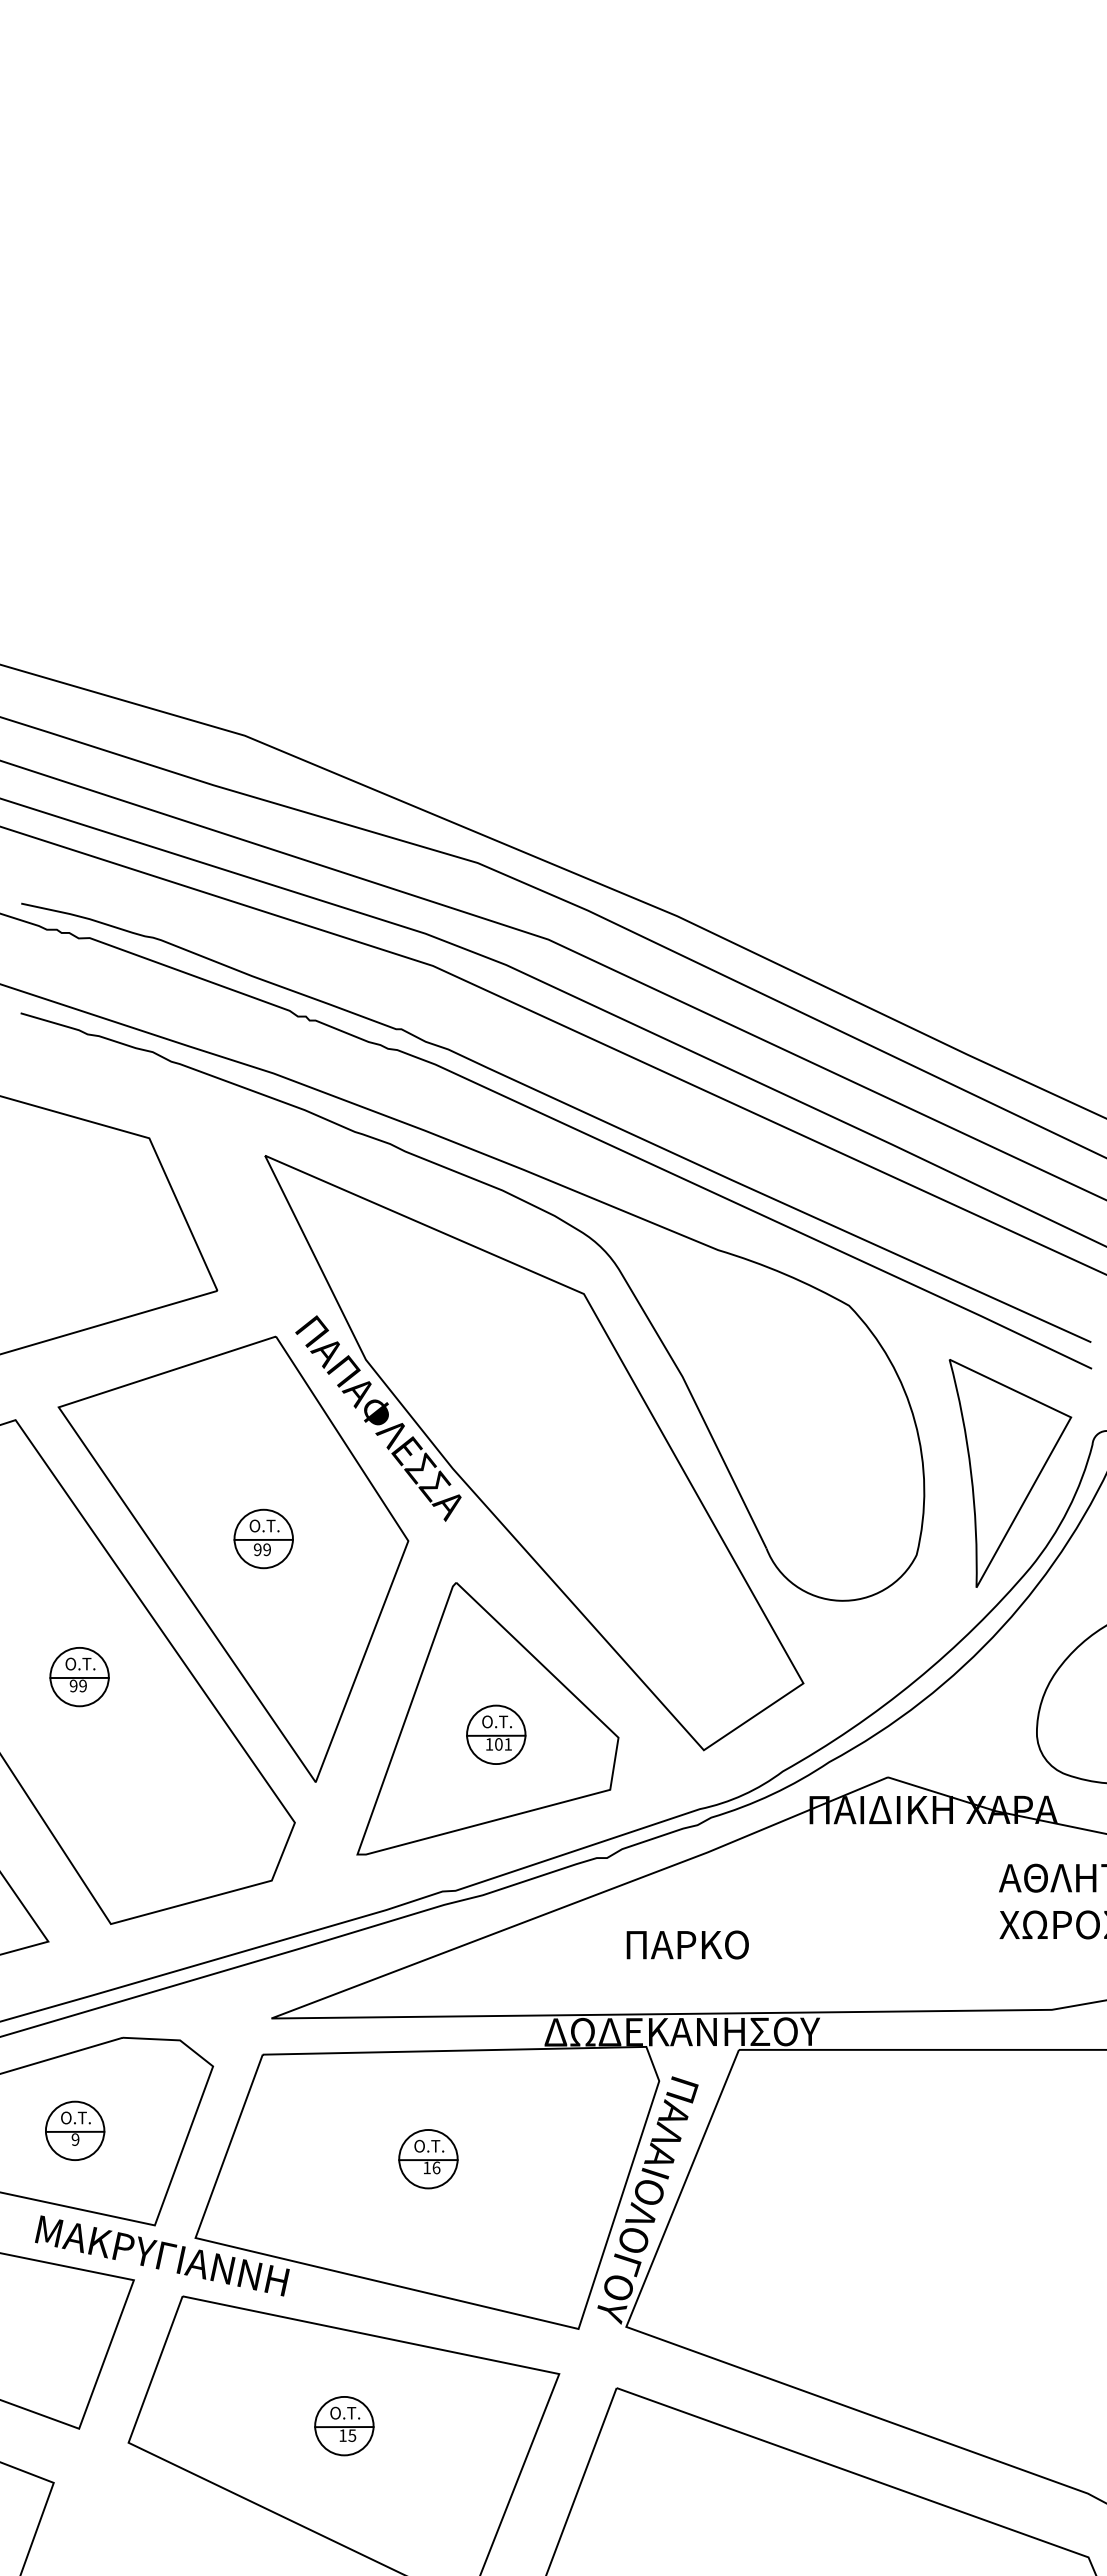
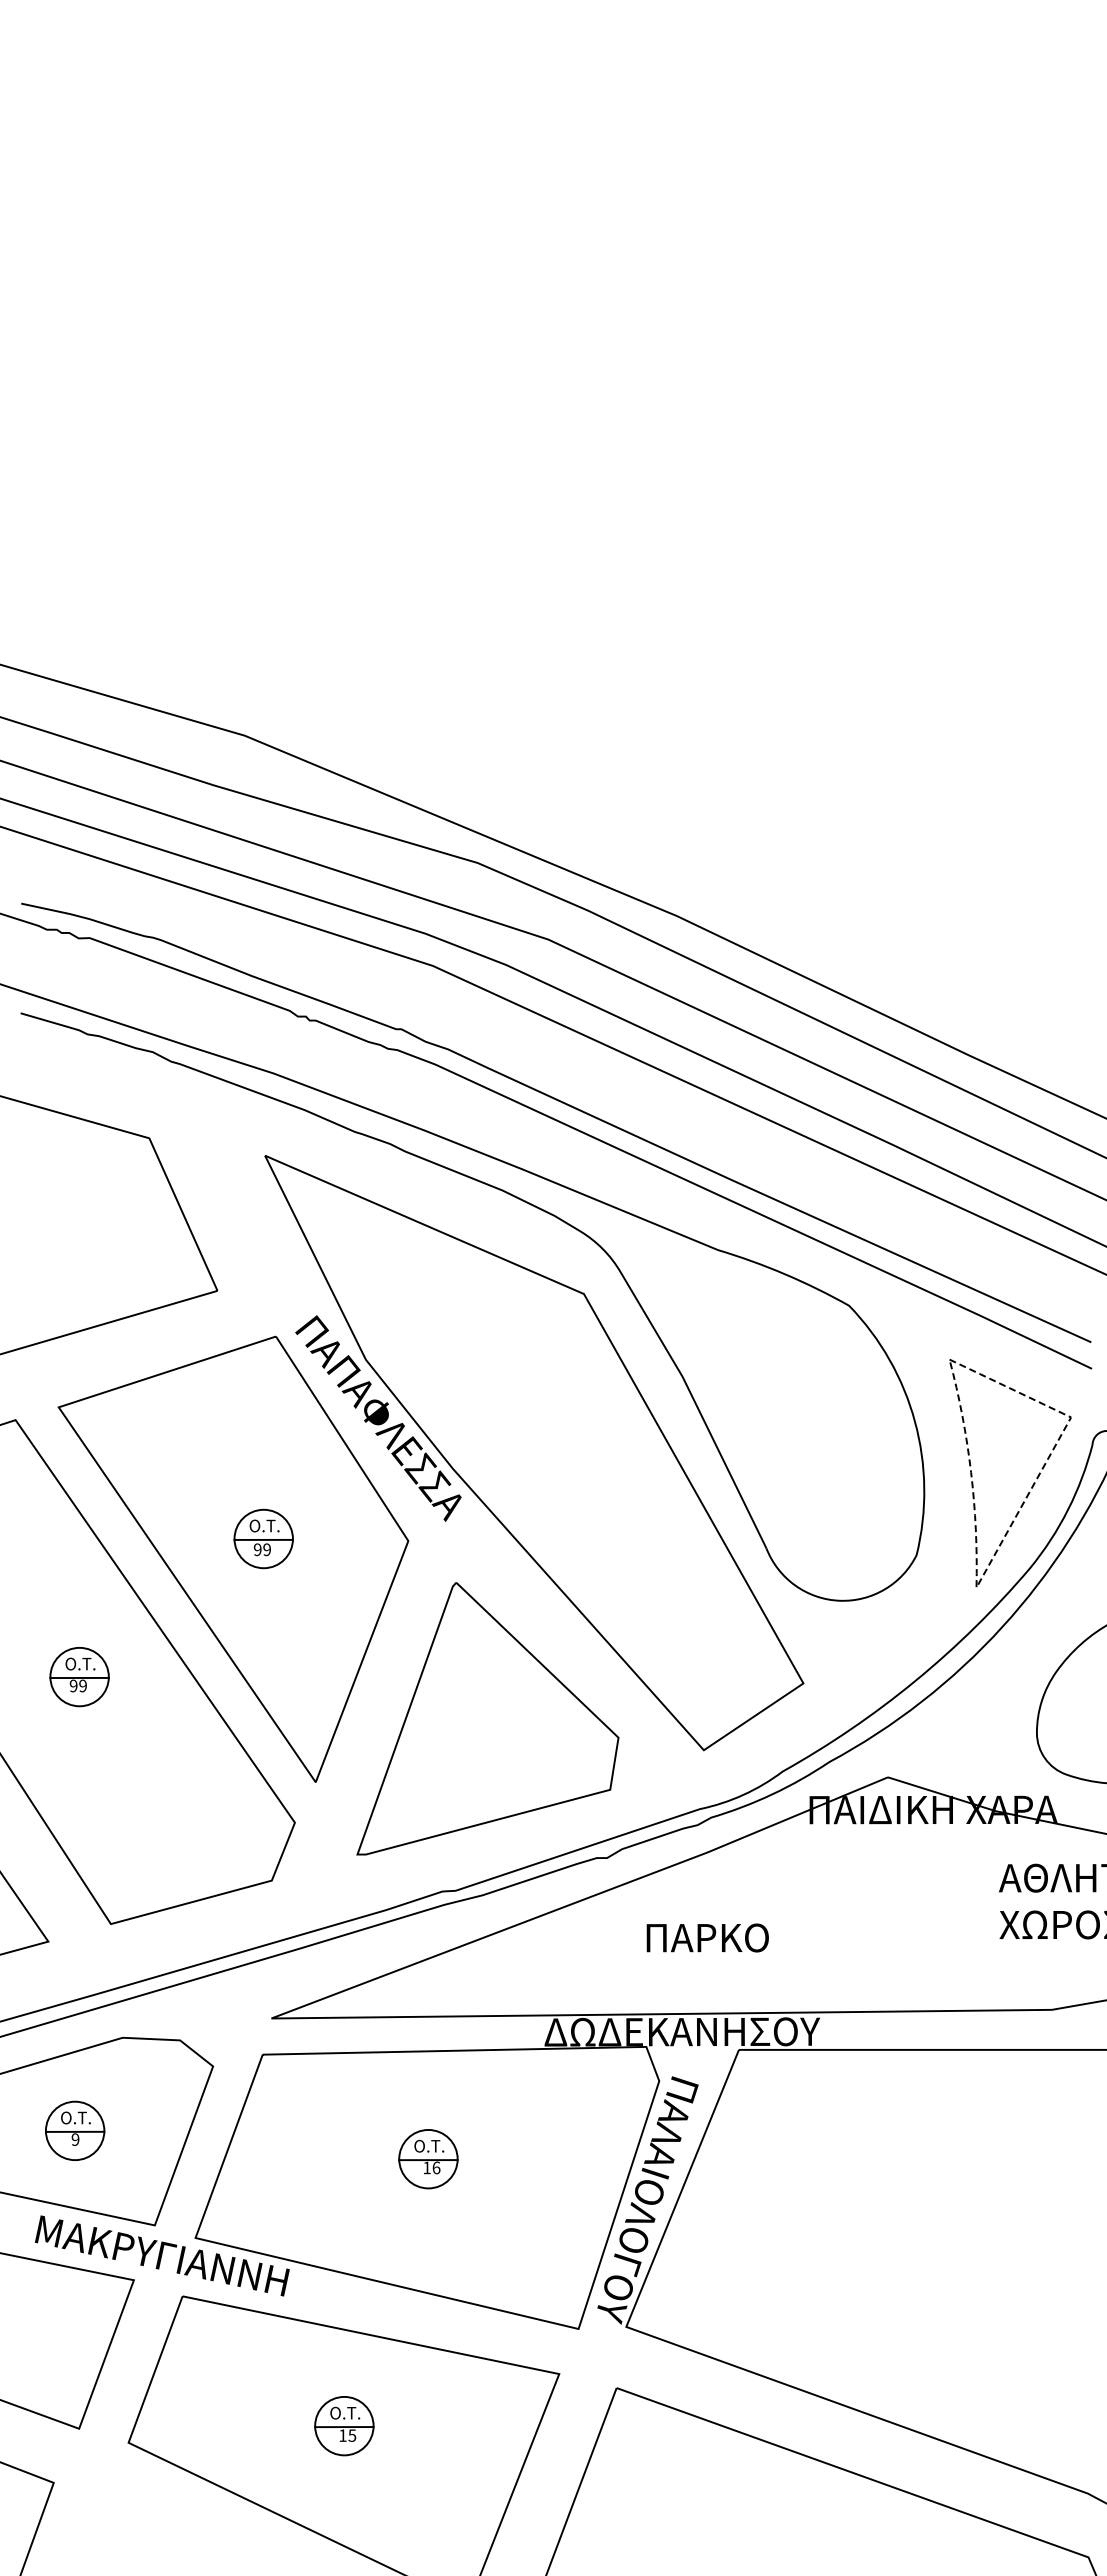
line: solid -> dashed (998, 1548)
part: present -> none (496, 1734)
text position: (687, 1944) -> (707, 1937) (707, 1937)
